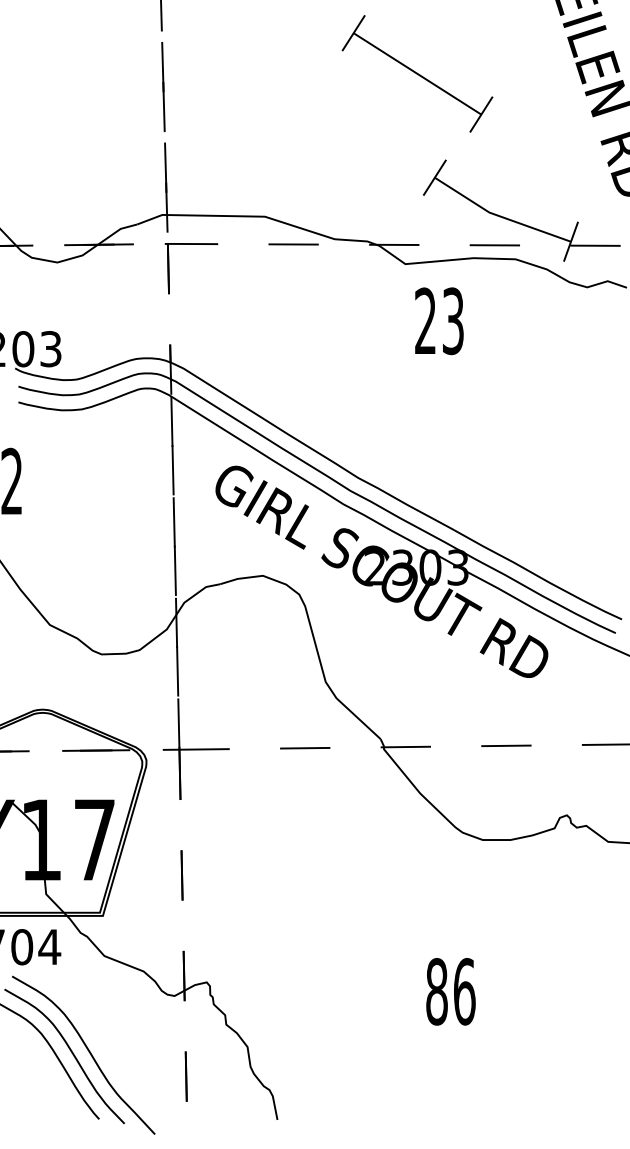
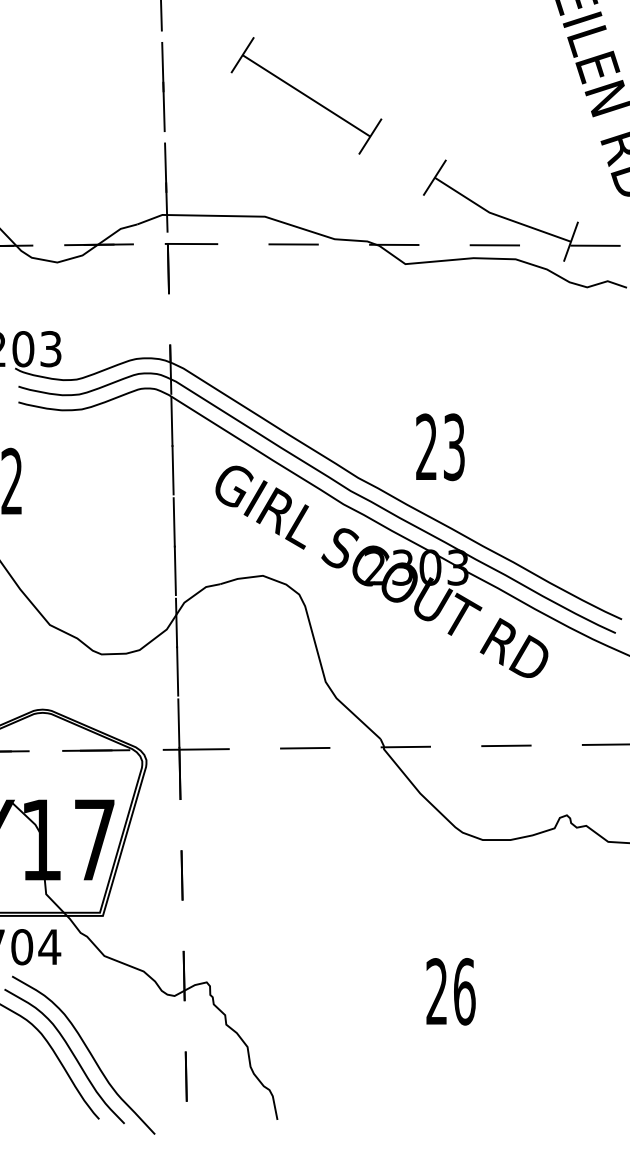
part position: (417, 73) -> (306, 95) (306, 95)
text position: (439, 321) -> (440, 447) (440, 447)
text: 86 -> 26 (436, 991)
